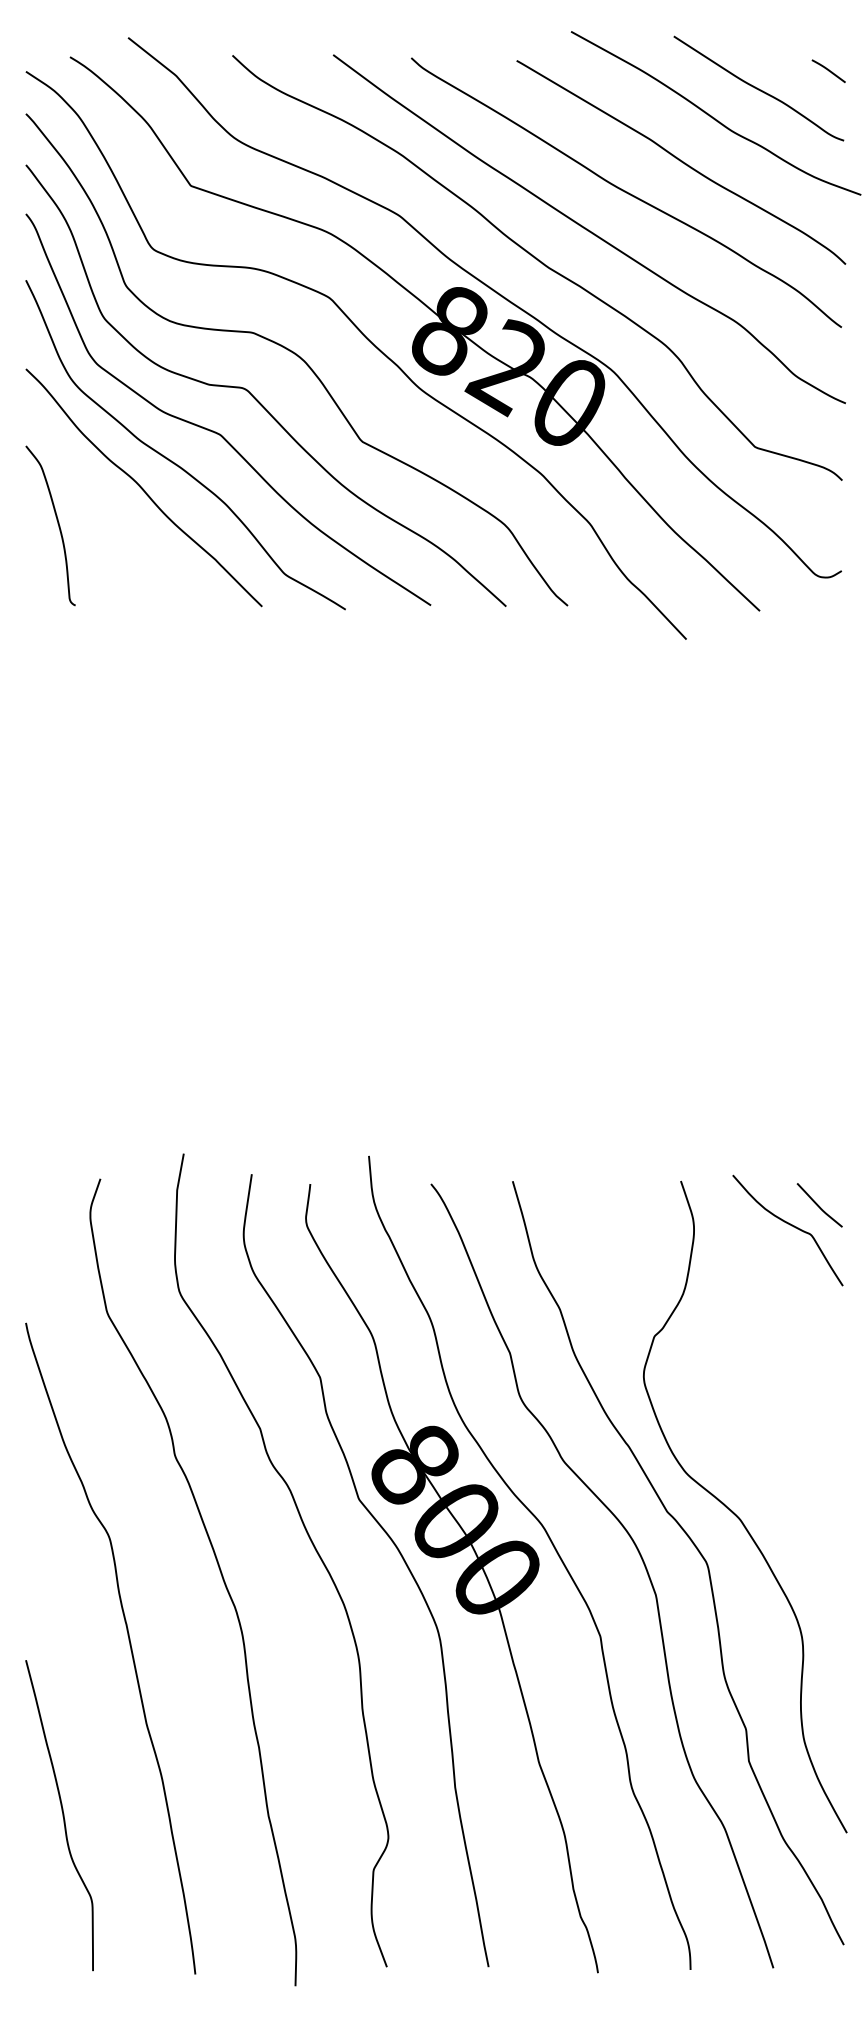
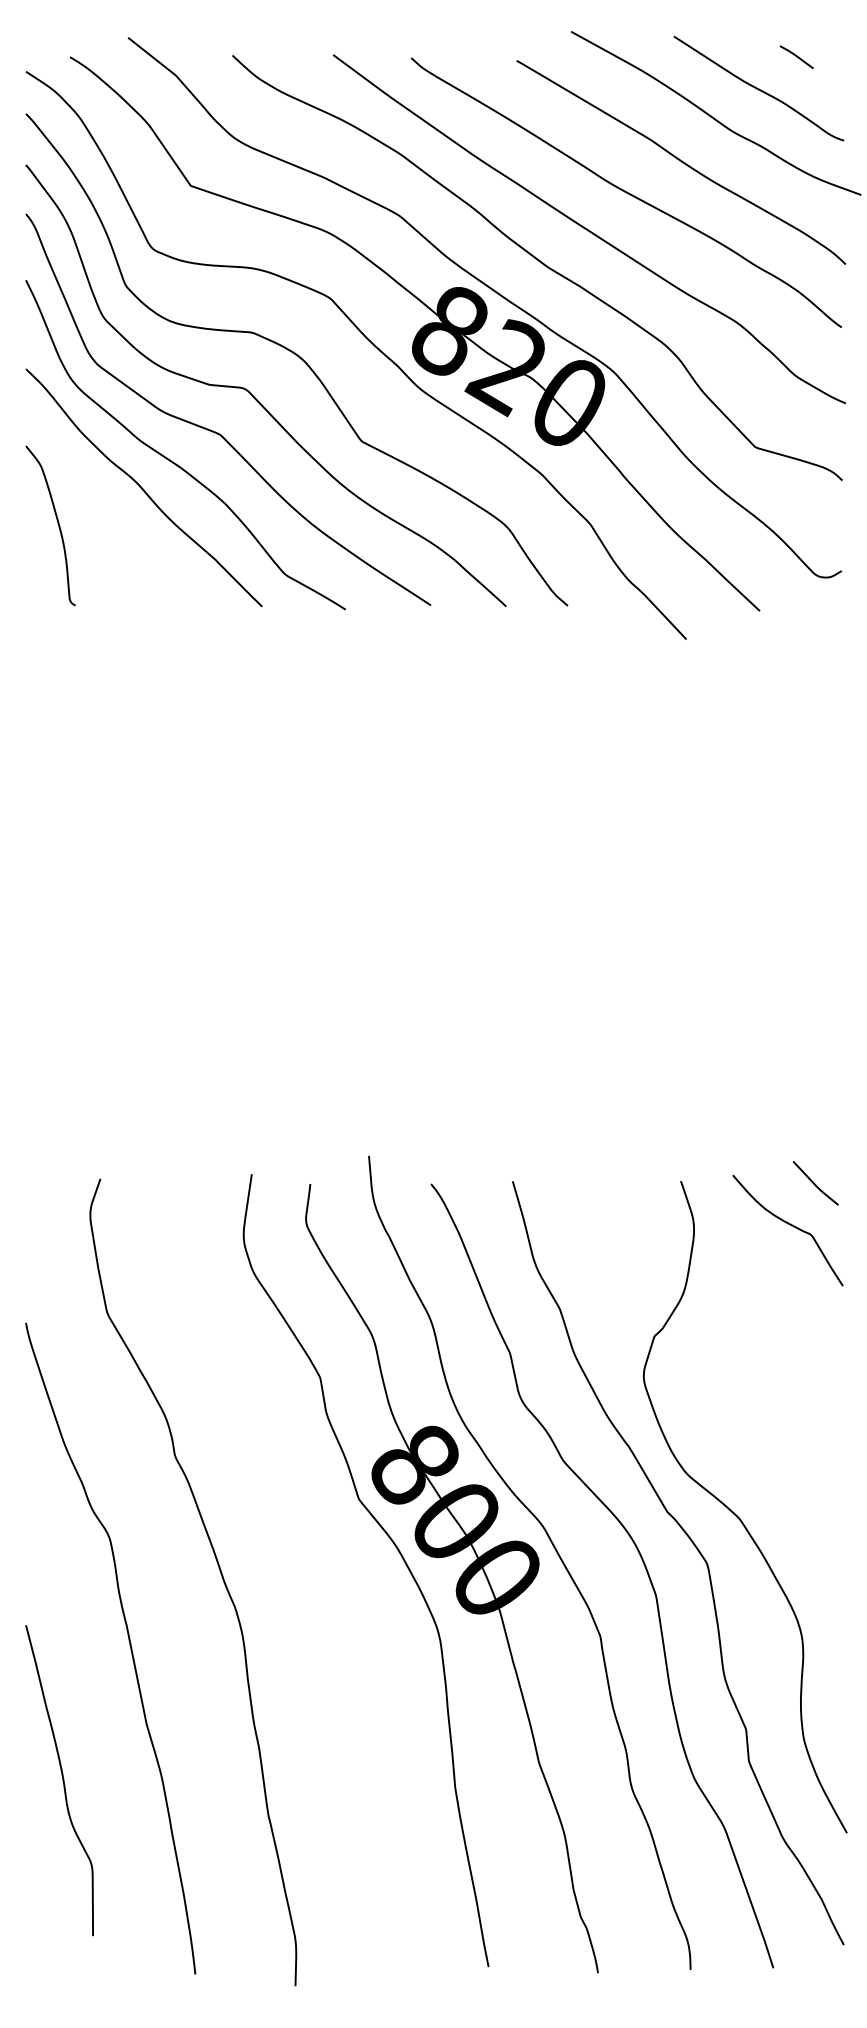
line position: (828, 70) -> (796, 56) (796, 56)
curve position: (819, 1205) -> (815, 1183) (815, 1183)
curve: present -> none (312, 1545)
curve position: (62, 1815) -> (62, 1780) (62, 1780)
